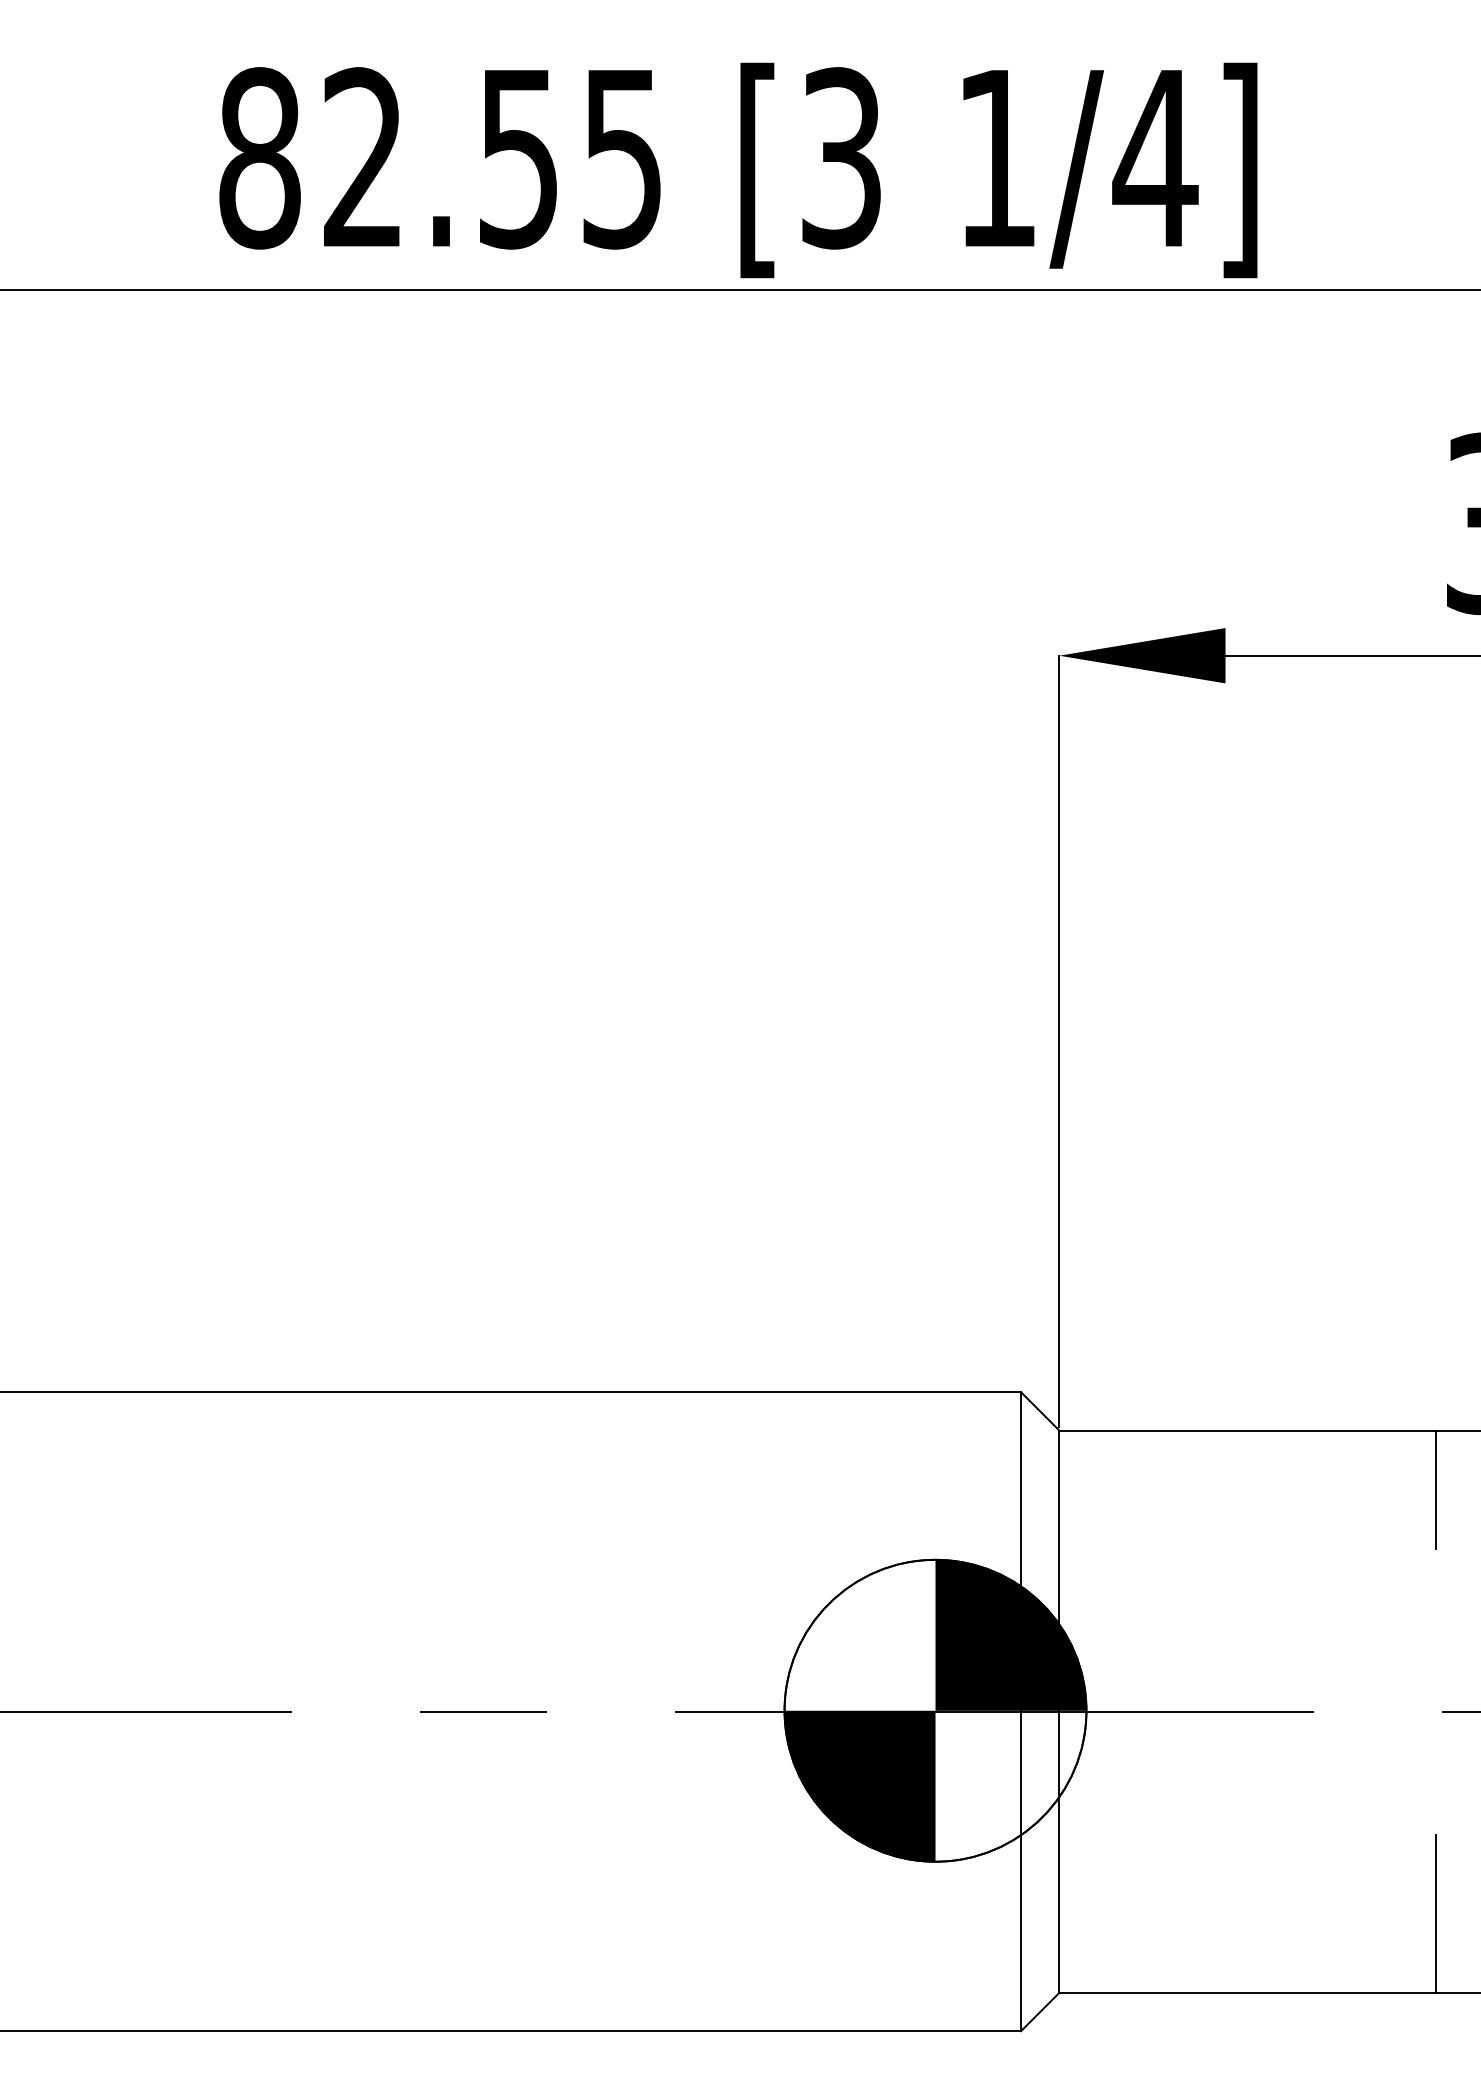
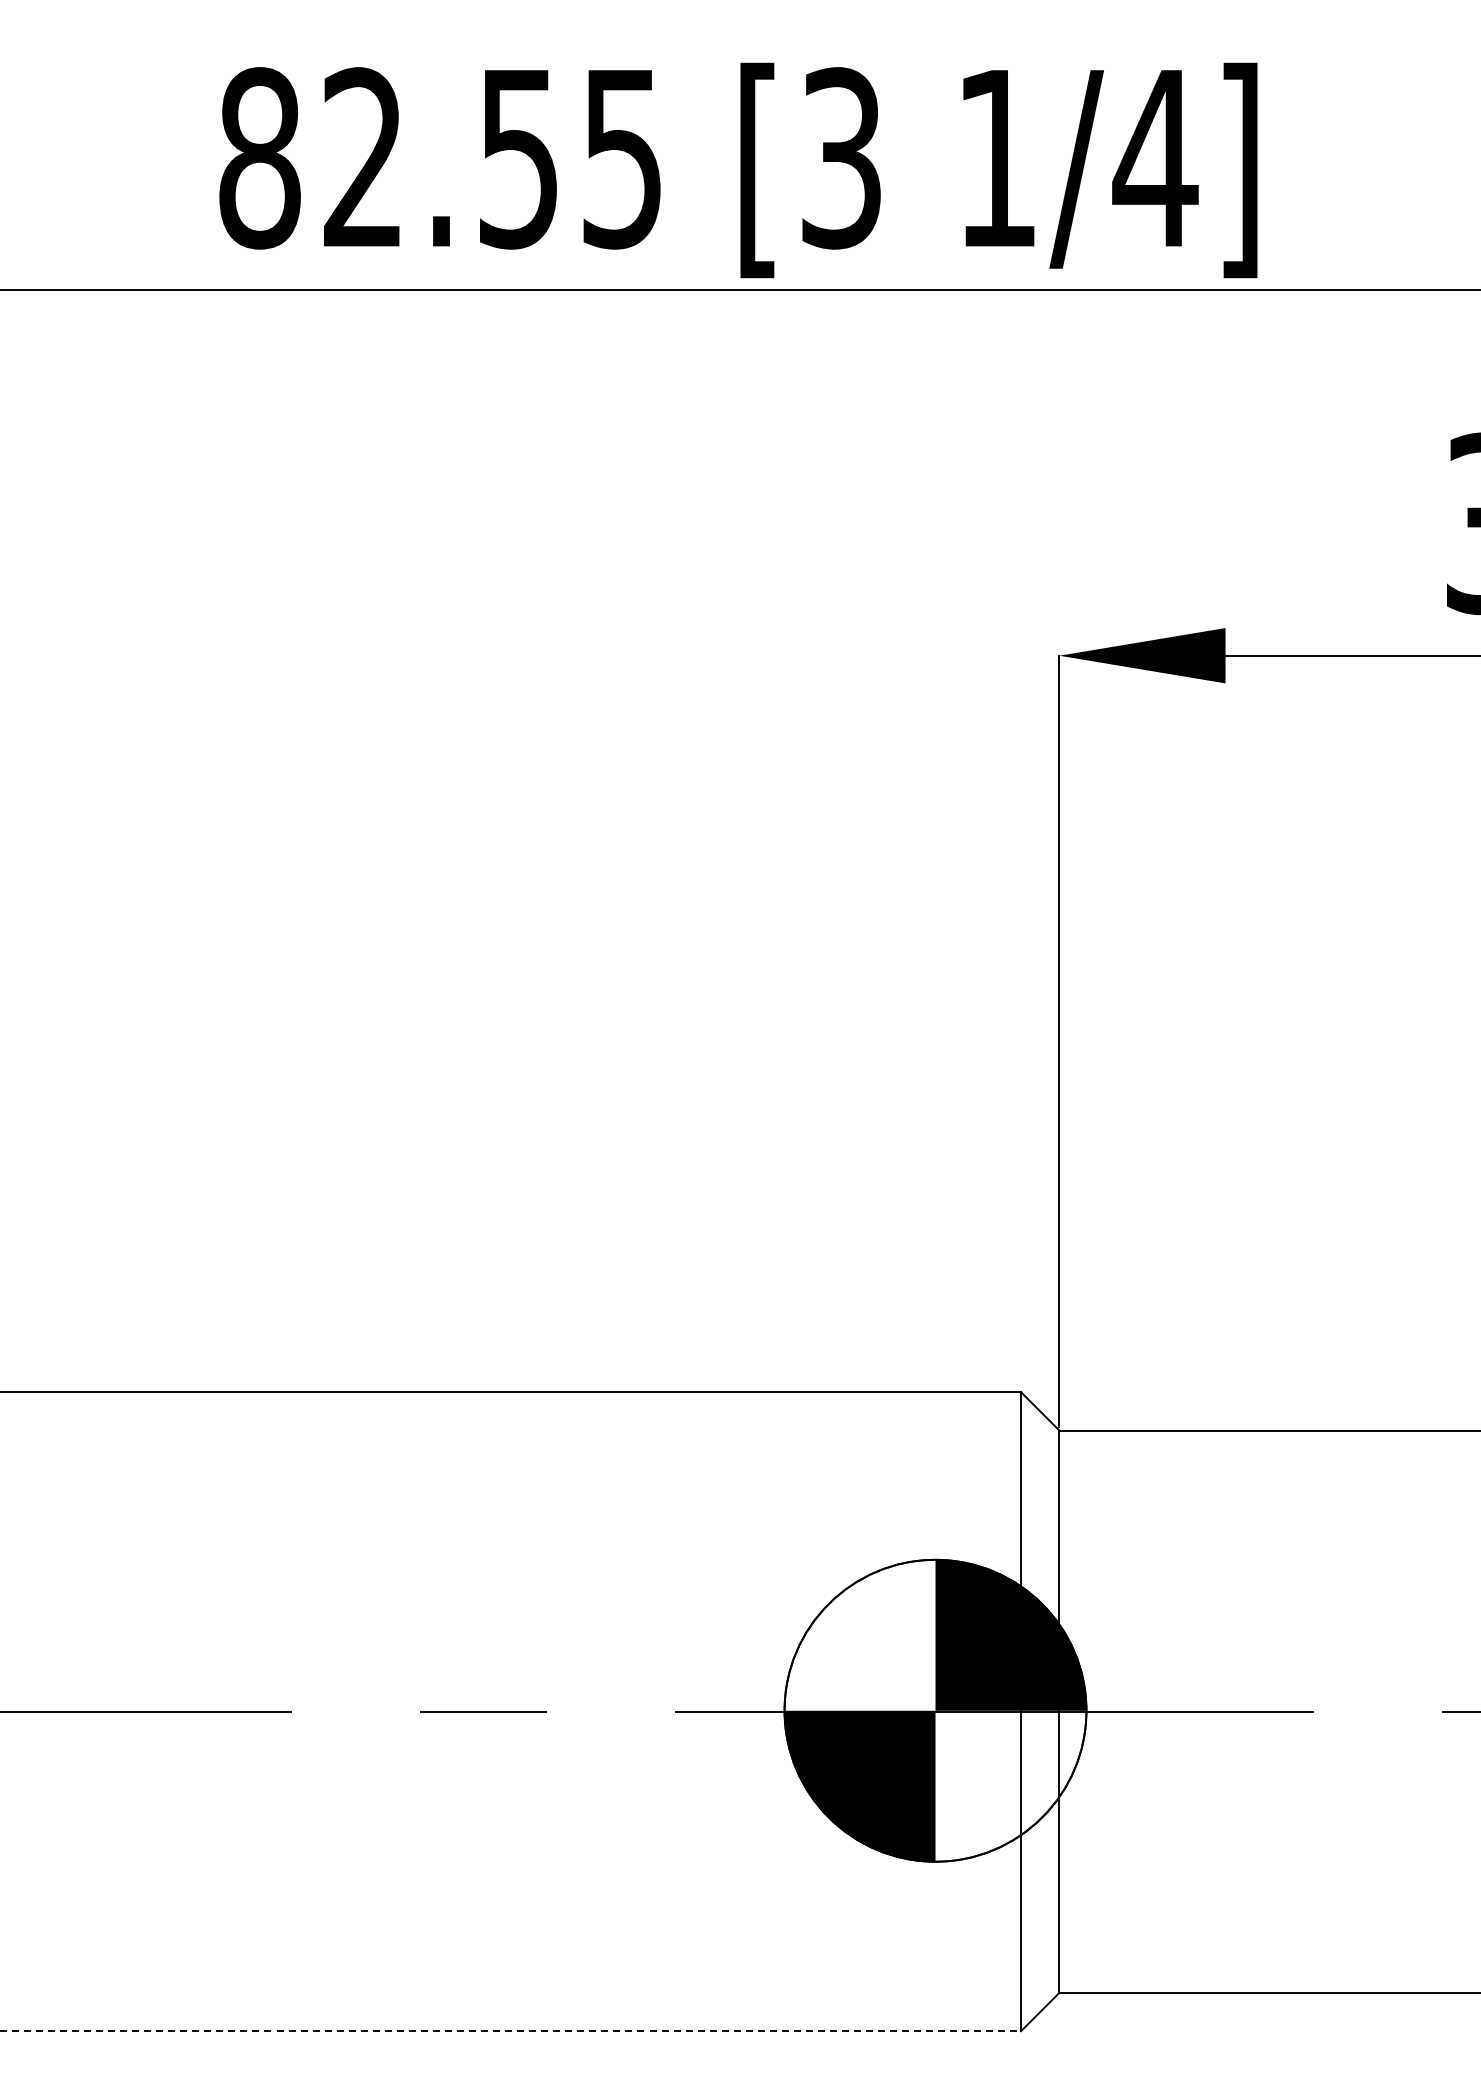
line: present -> none (1436, 1489)
line: present -> none (1436, 1913)
line: solid -> dashed (511, 2031)
